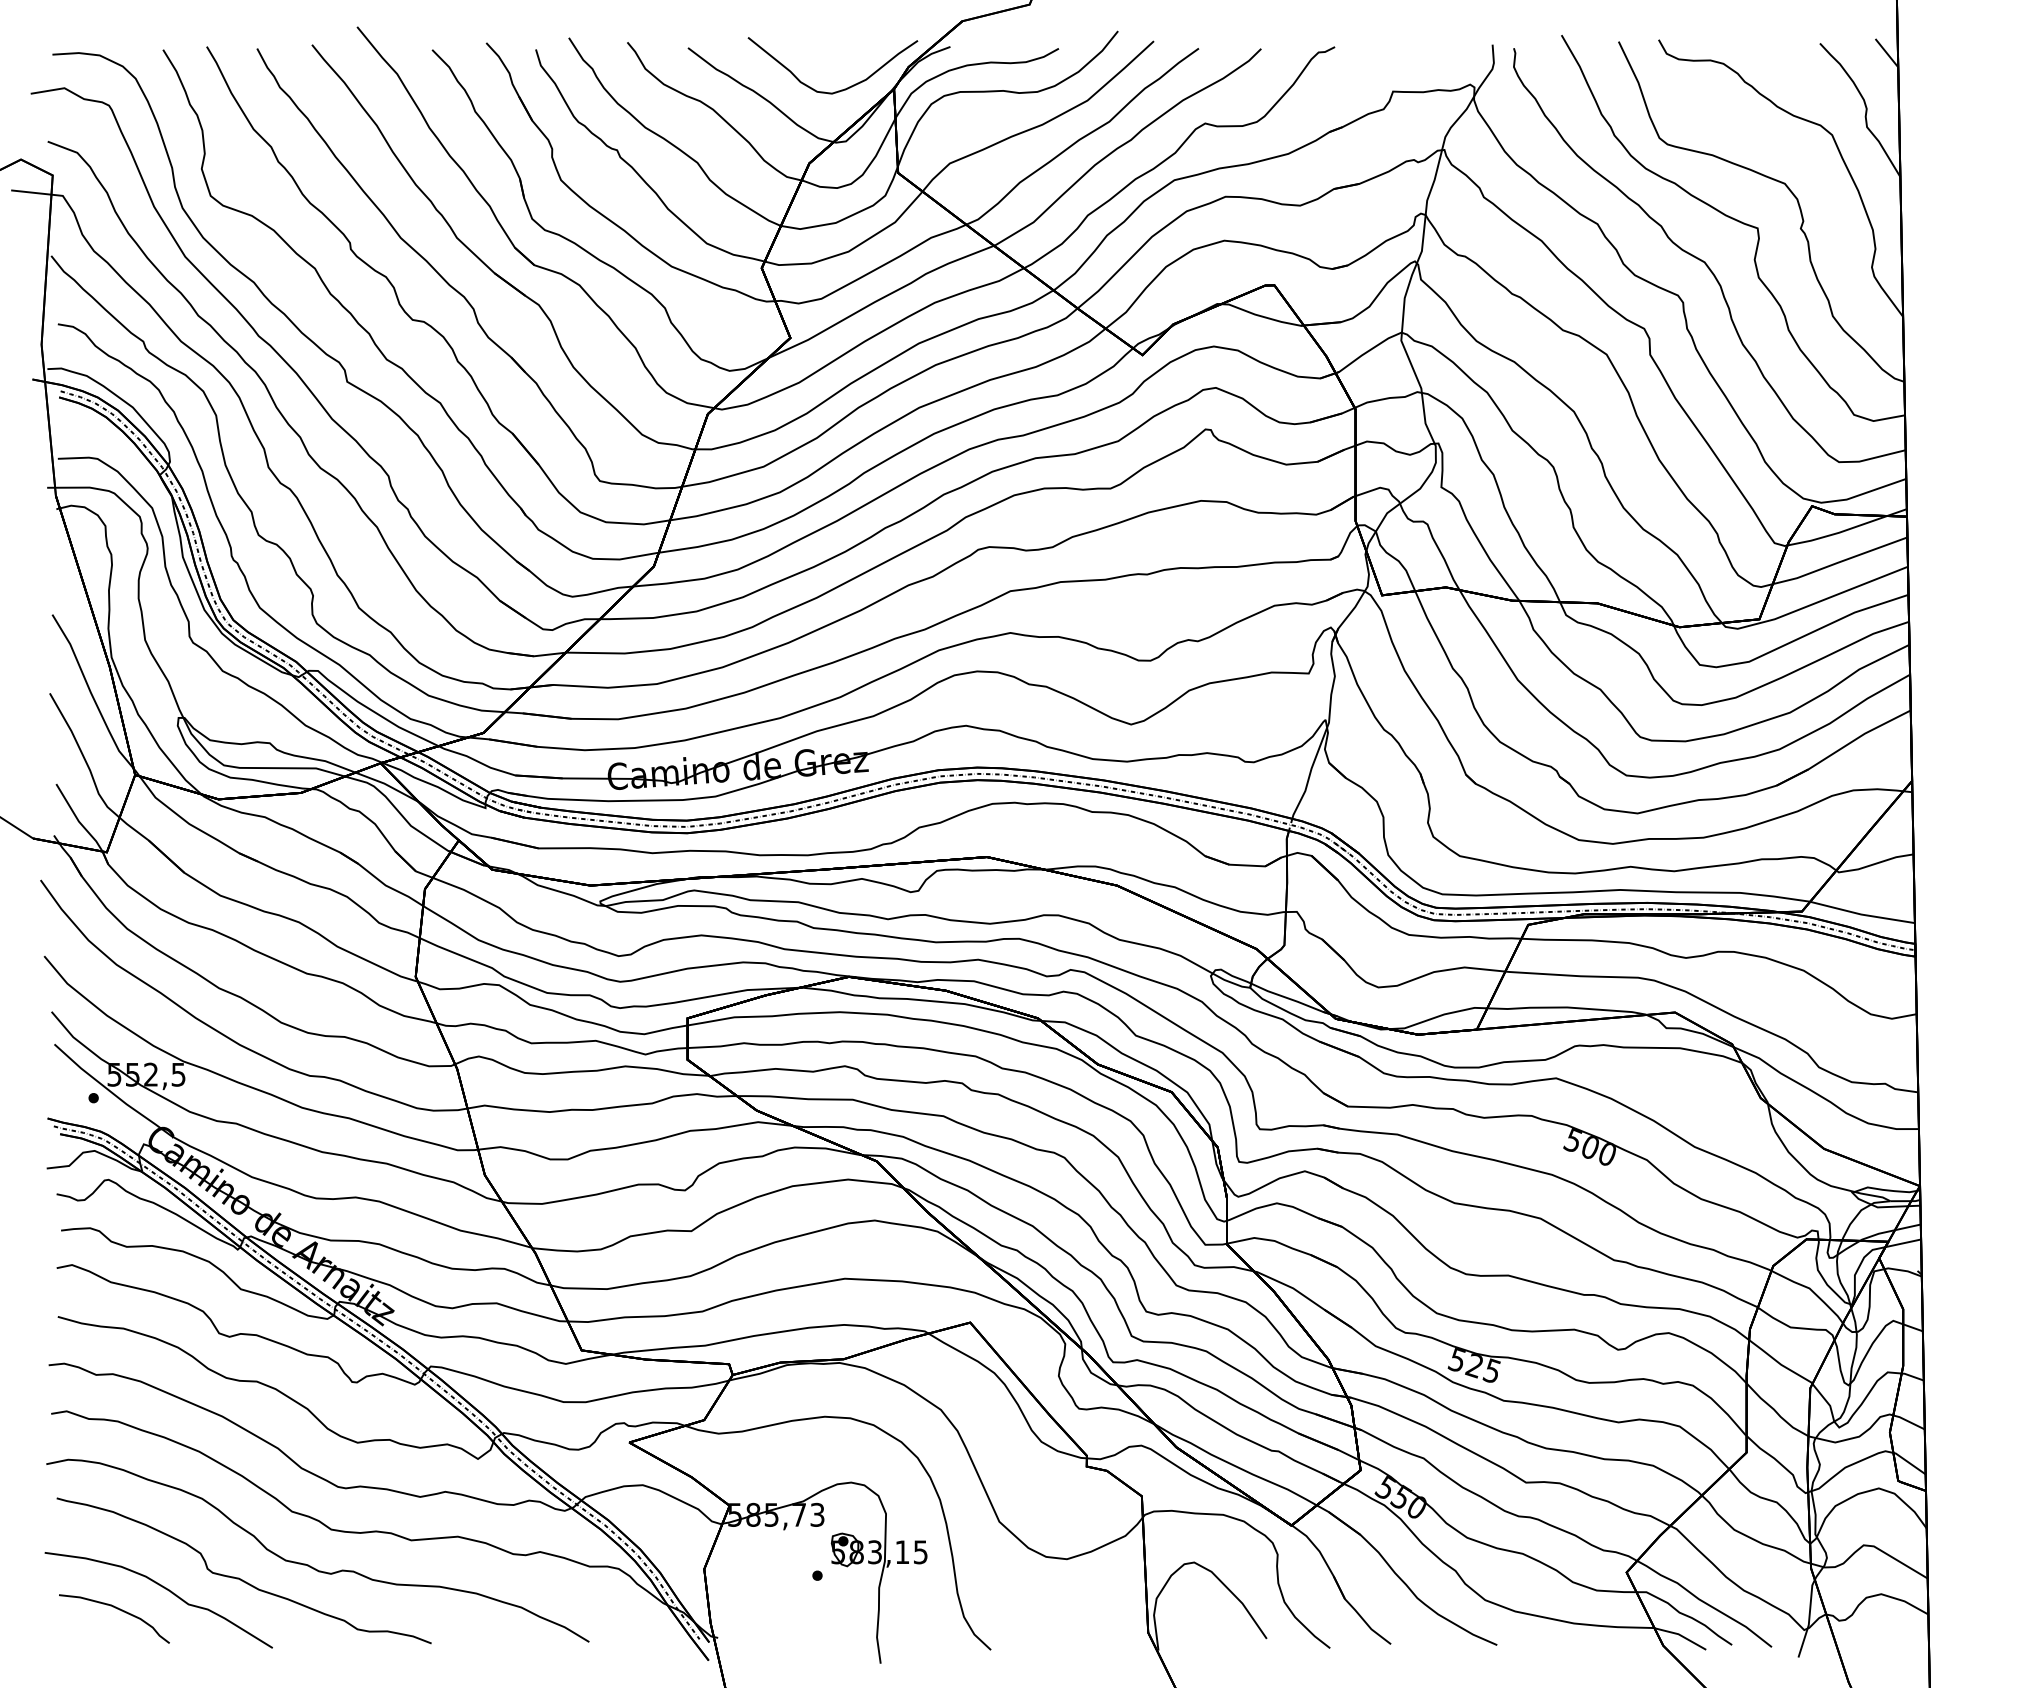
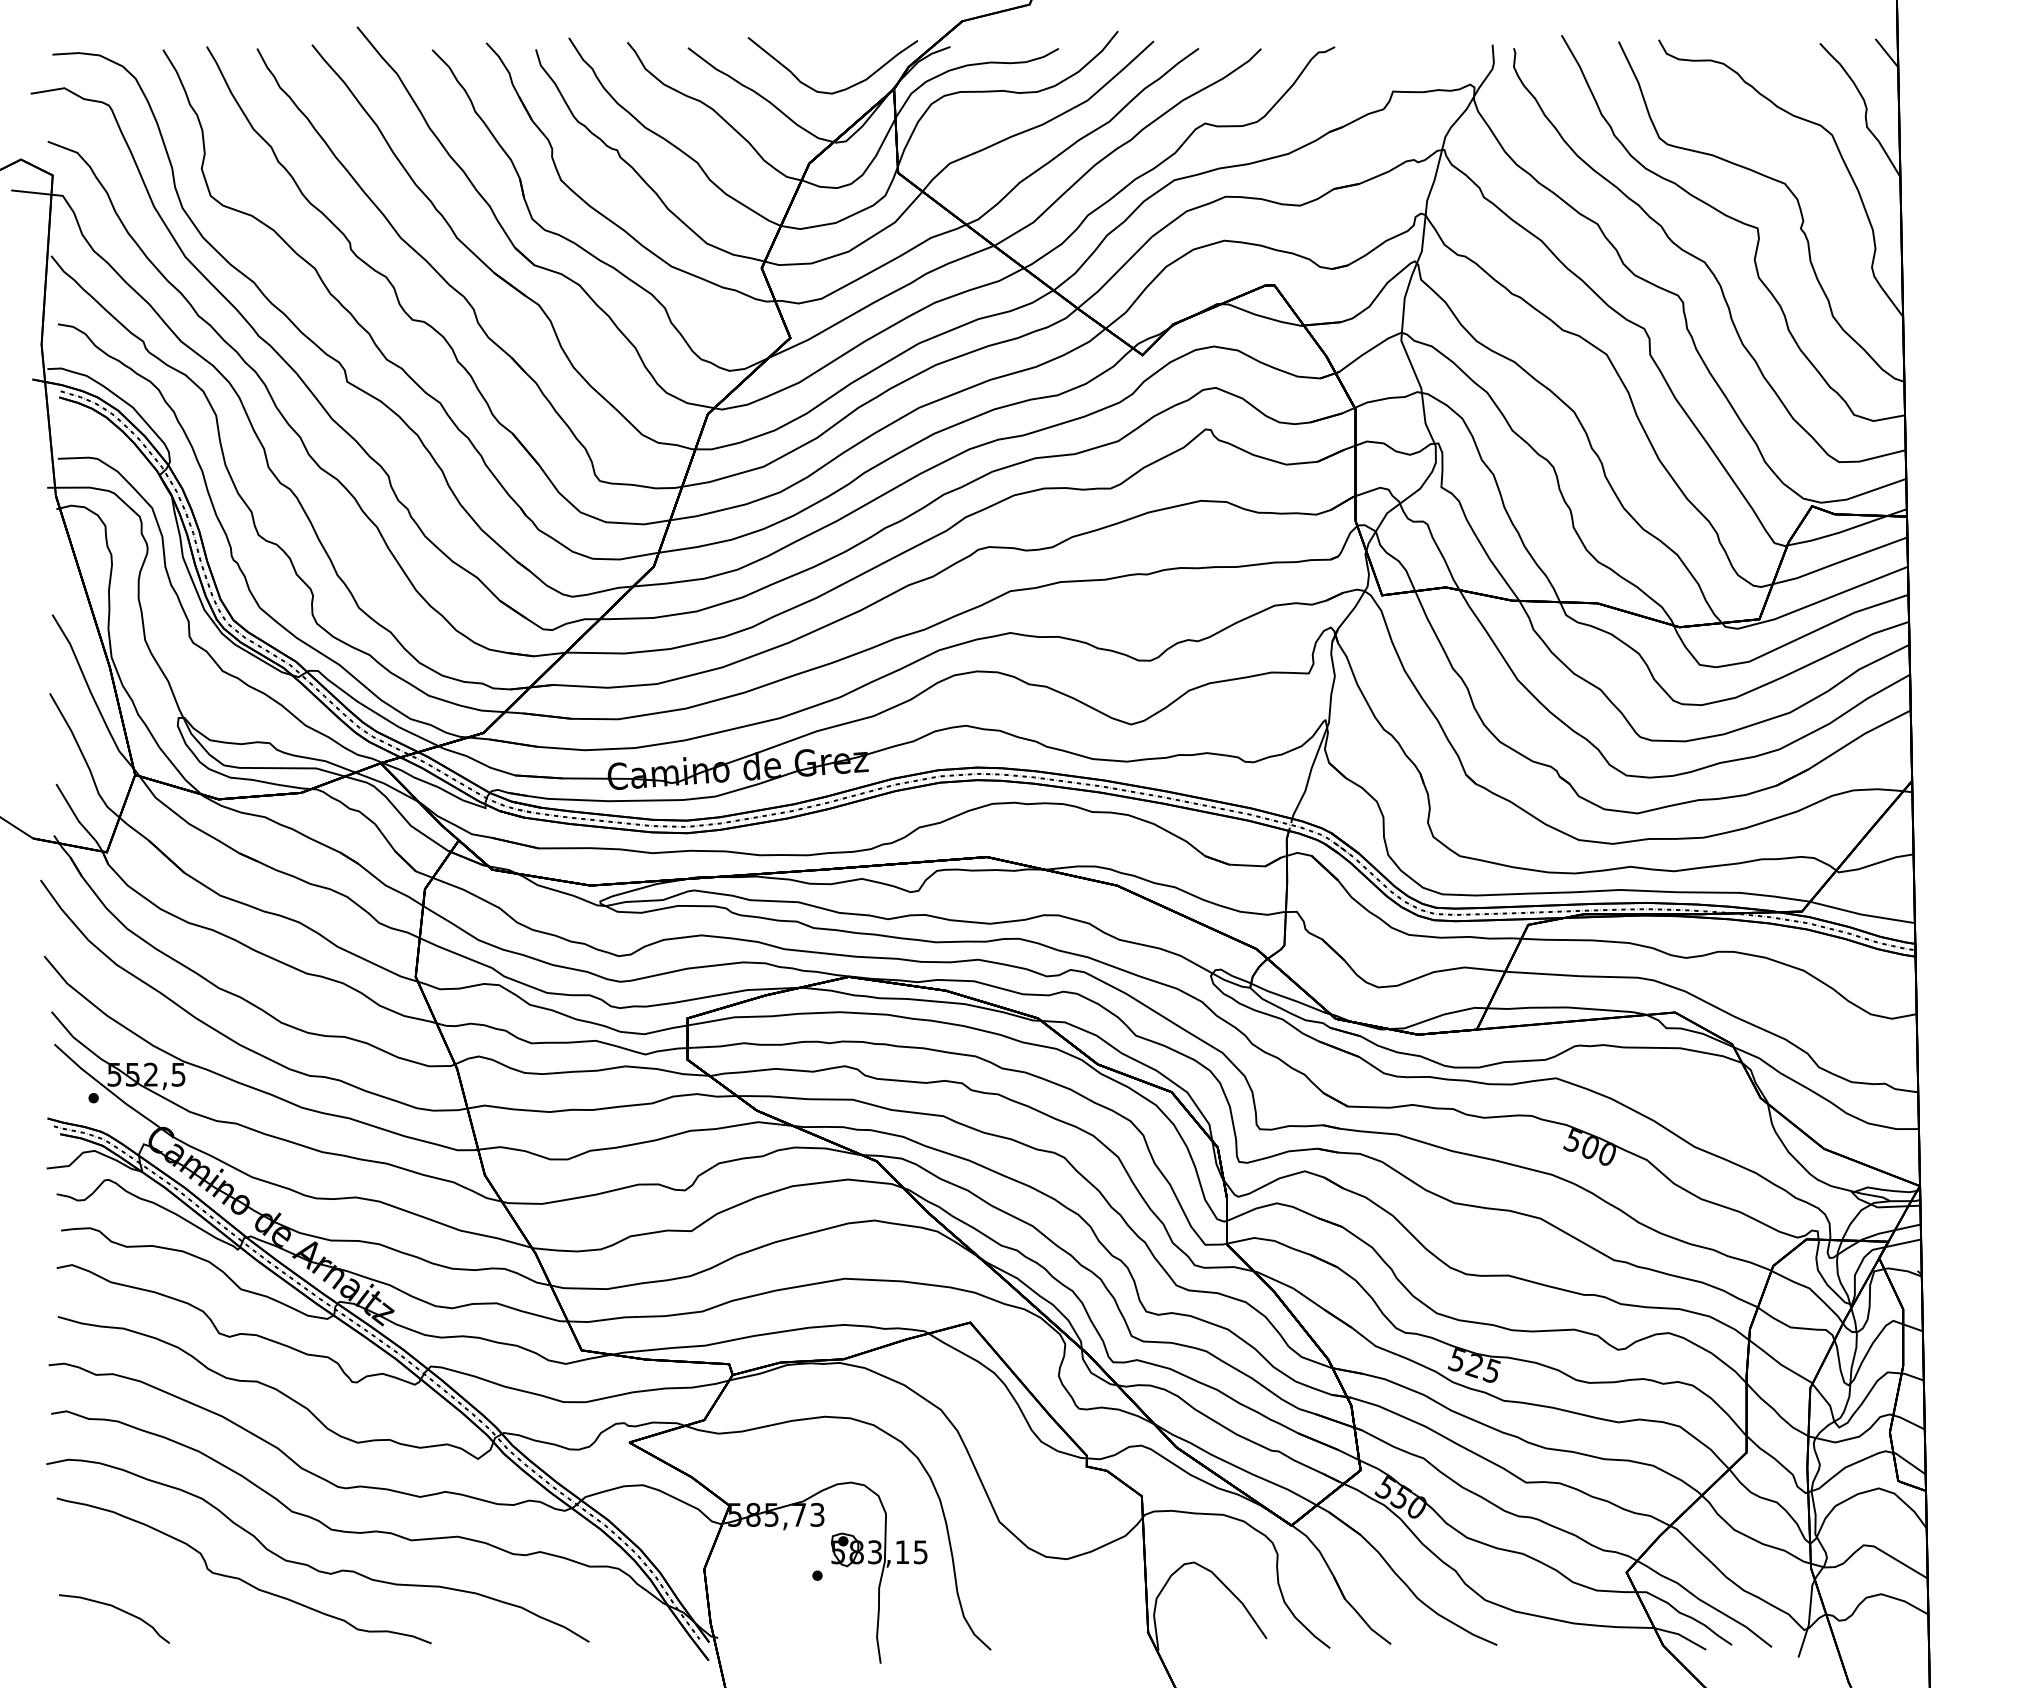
curve: present -> none (163, 1588)
